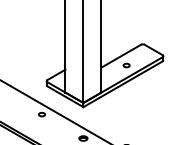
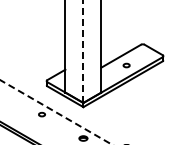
line: solid -> dashed (83, 51)
line: solid -> dashed (56, 112)
